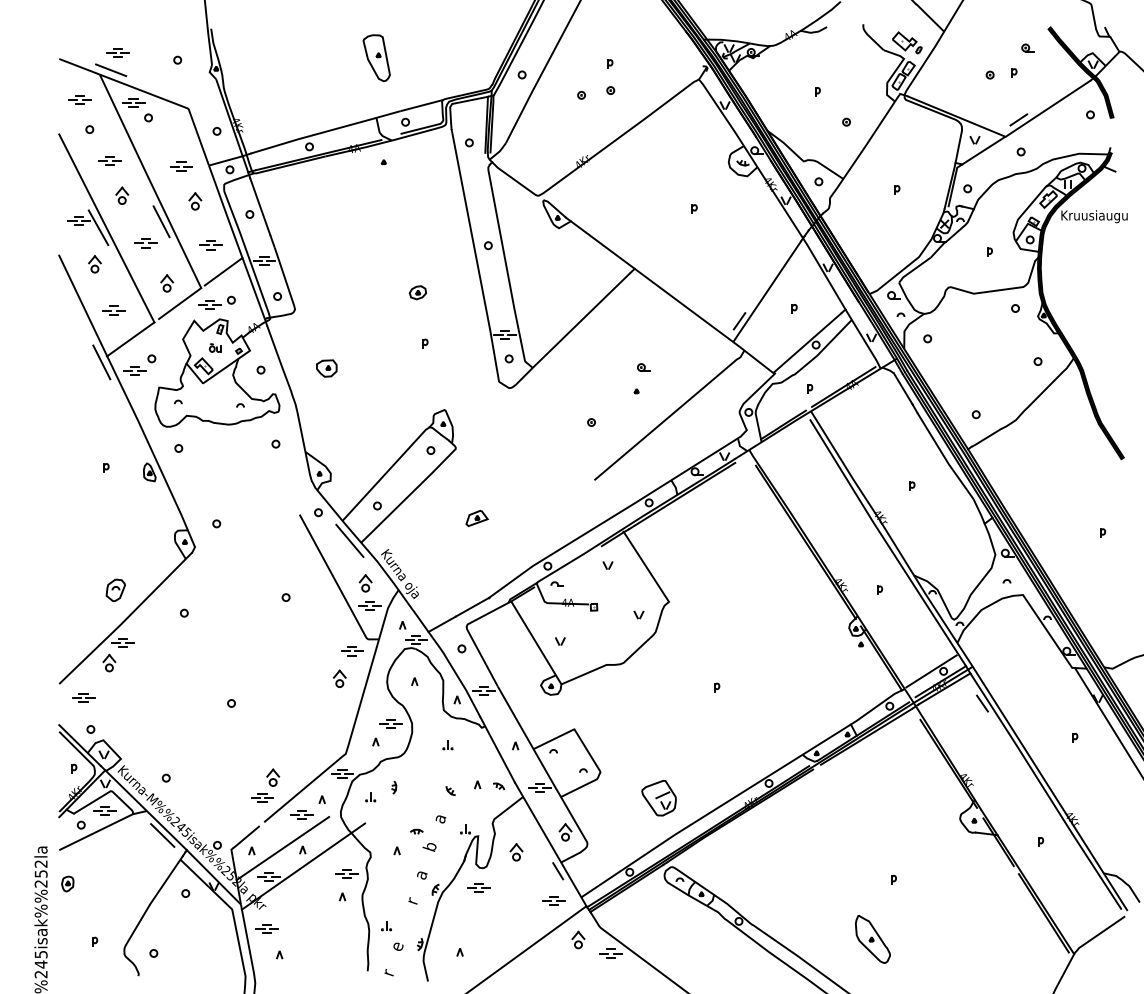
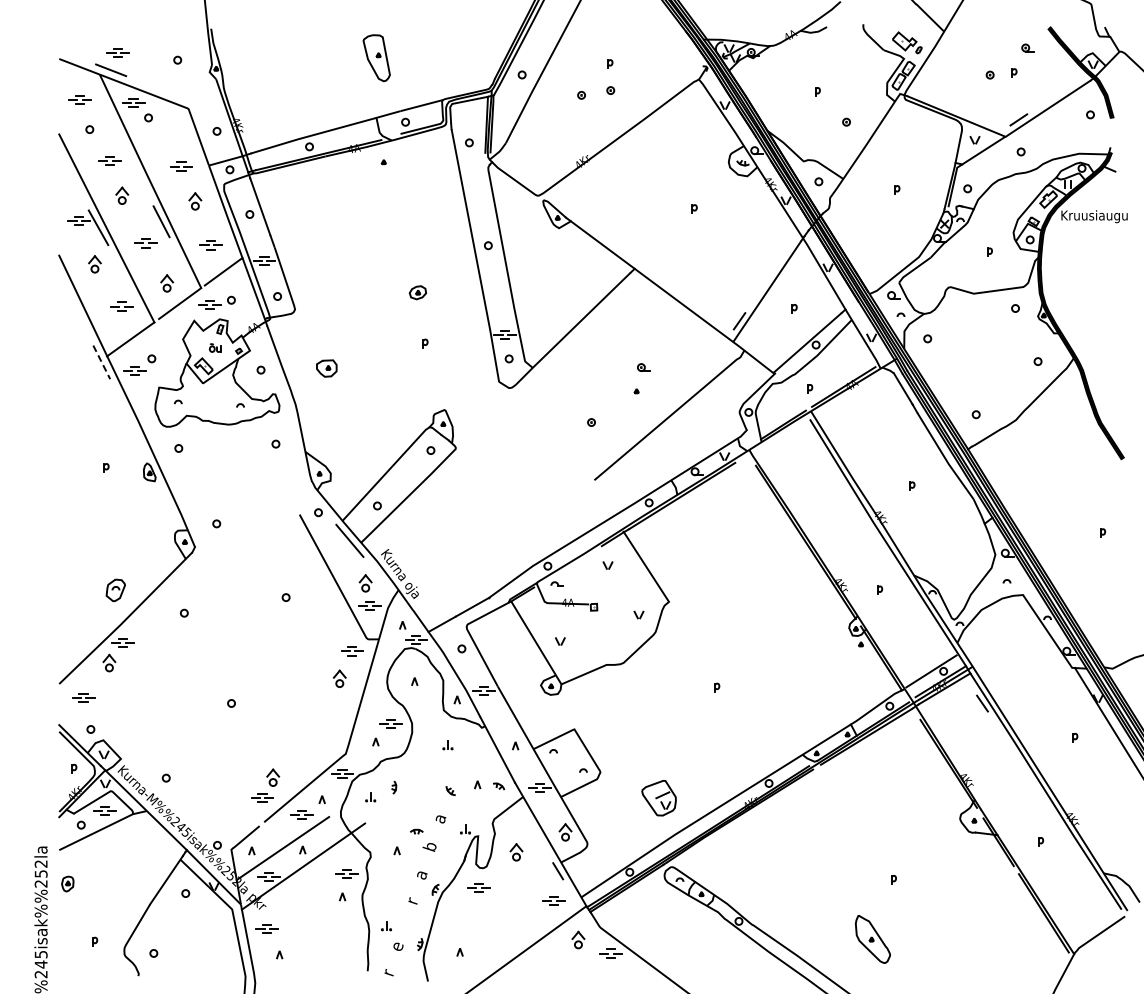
part position: (113, 310) -> (121, 306) (121, 306)
line: solid -> dashed (101, 362)
part: present -> none (476, 518)
line: present -> none (162, 835)
